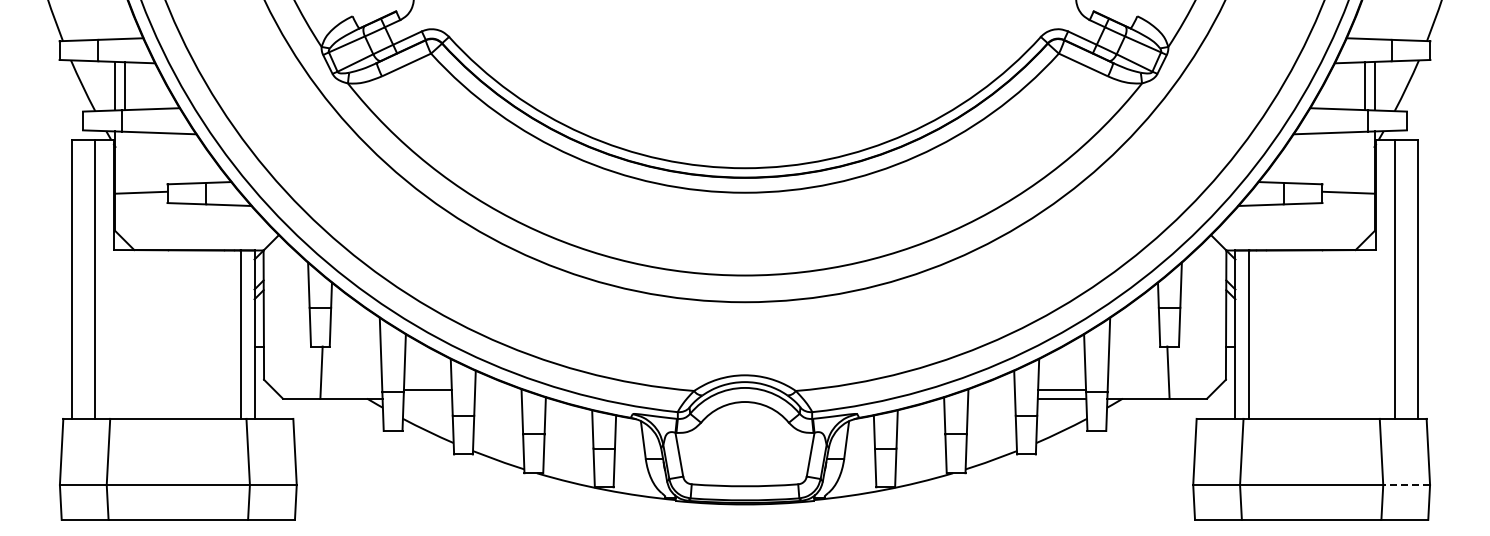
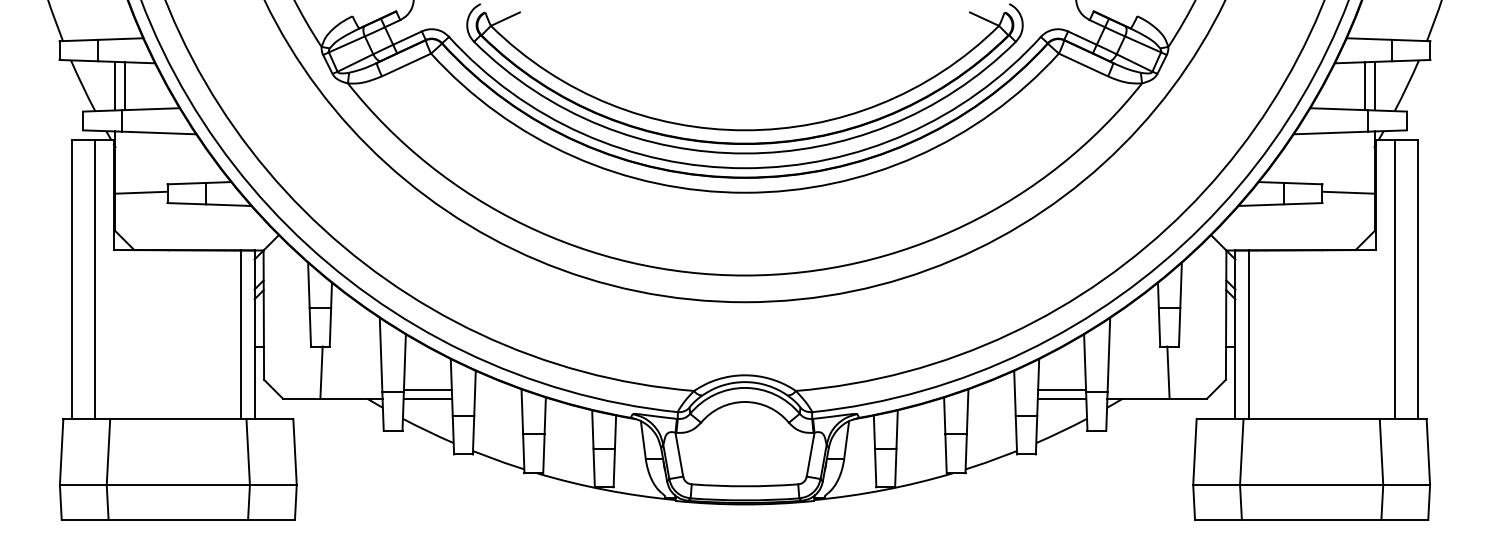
part: none -> present (744, 129)
line: none -> present (427, 398)
line: dashed -> solid (1406, 485)
